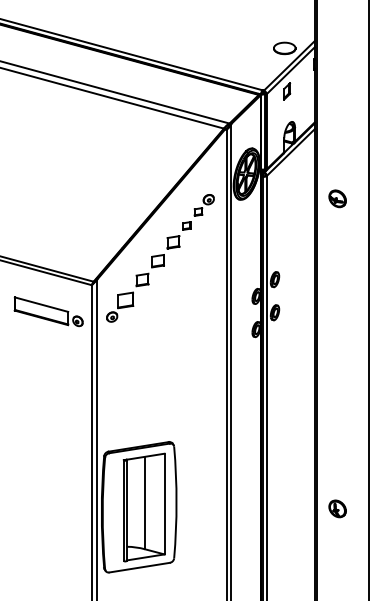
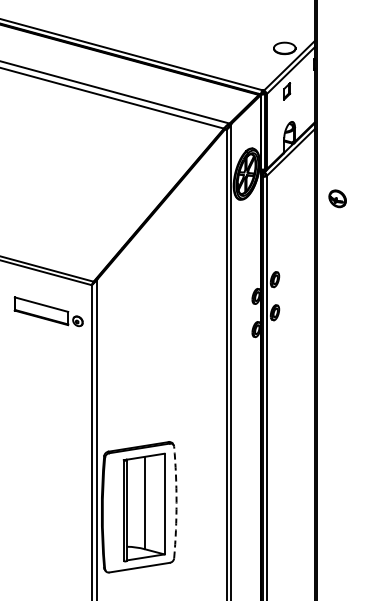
part: present -> none (160, 258)
line: present -> none (368, 299)
arc: solid -> dashed (176, 502)
part: present -> none (337, 508)
